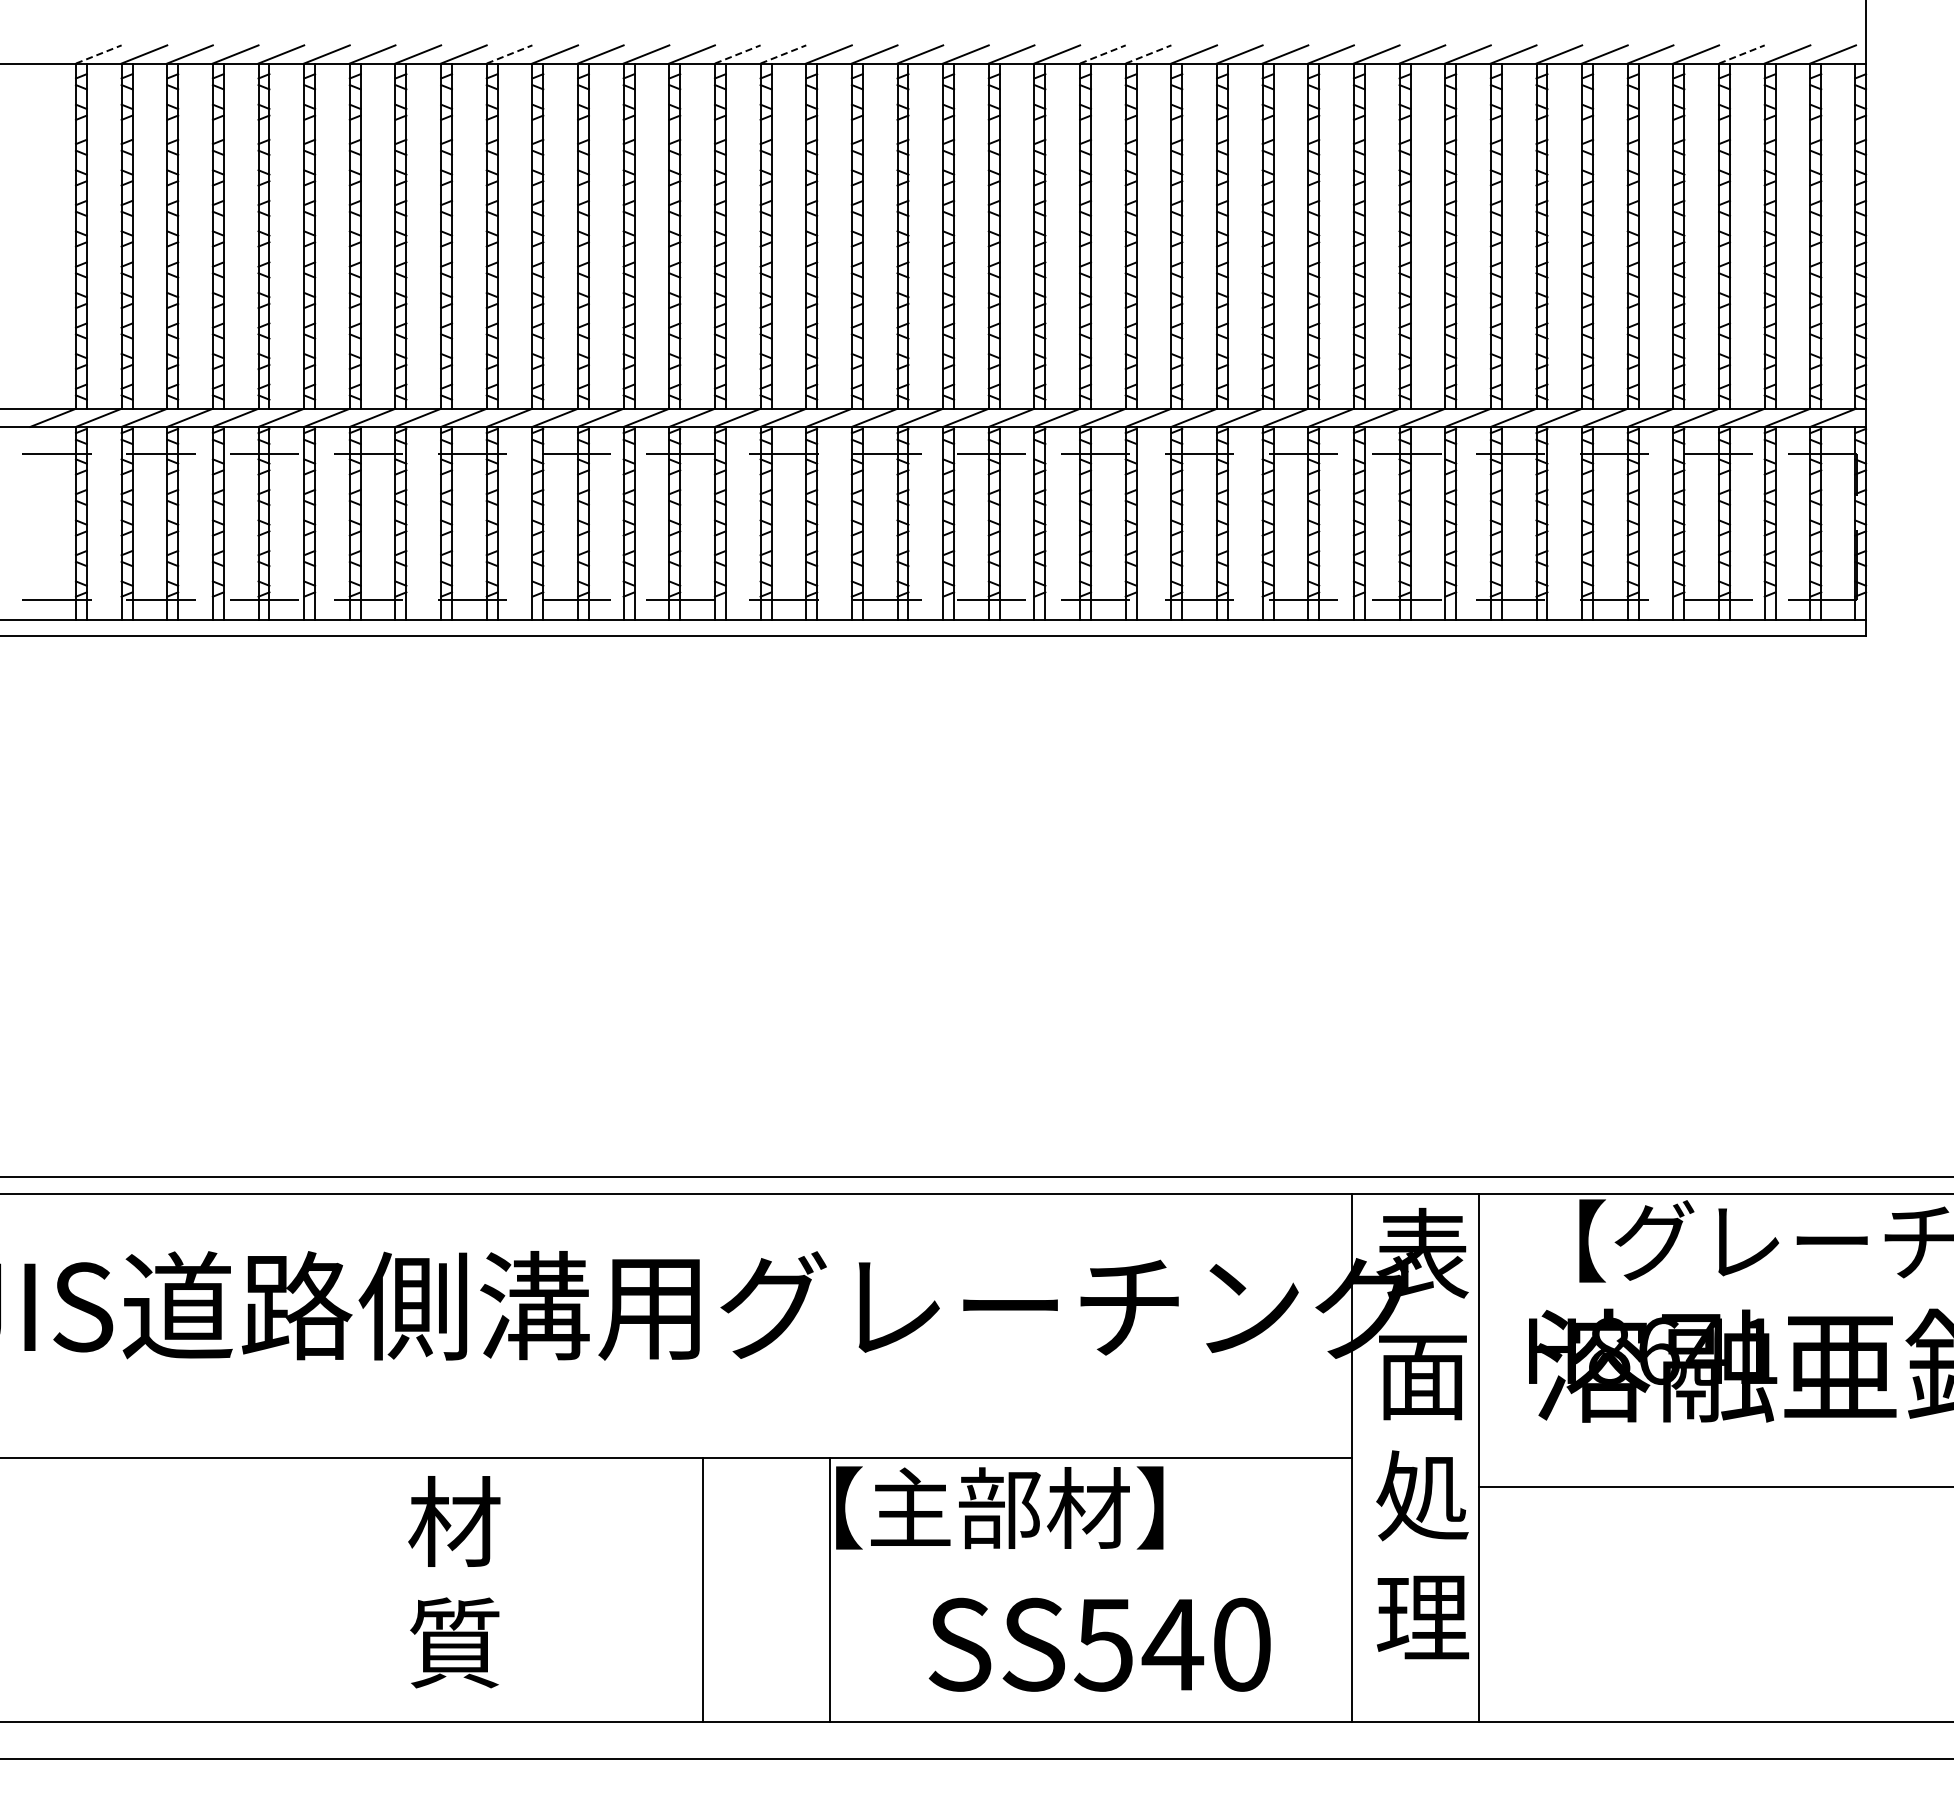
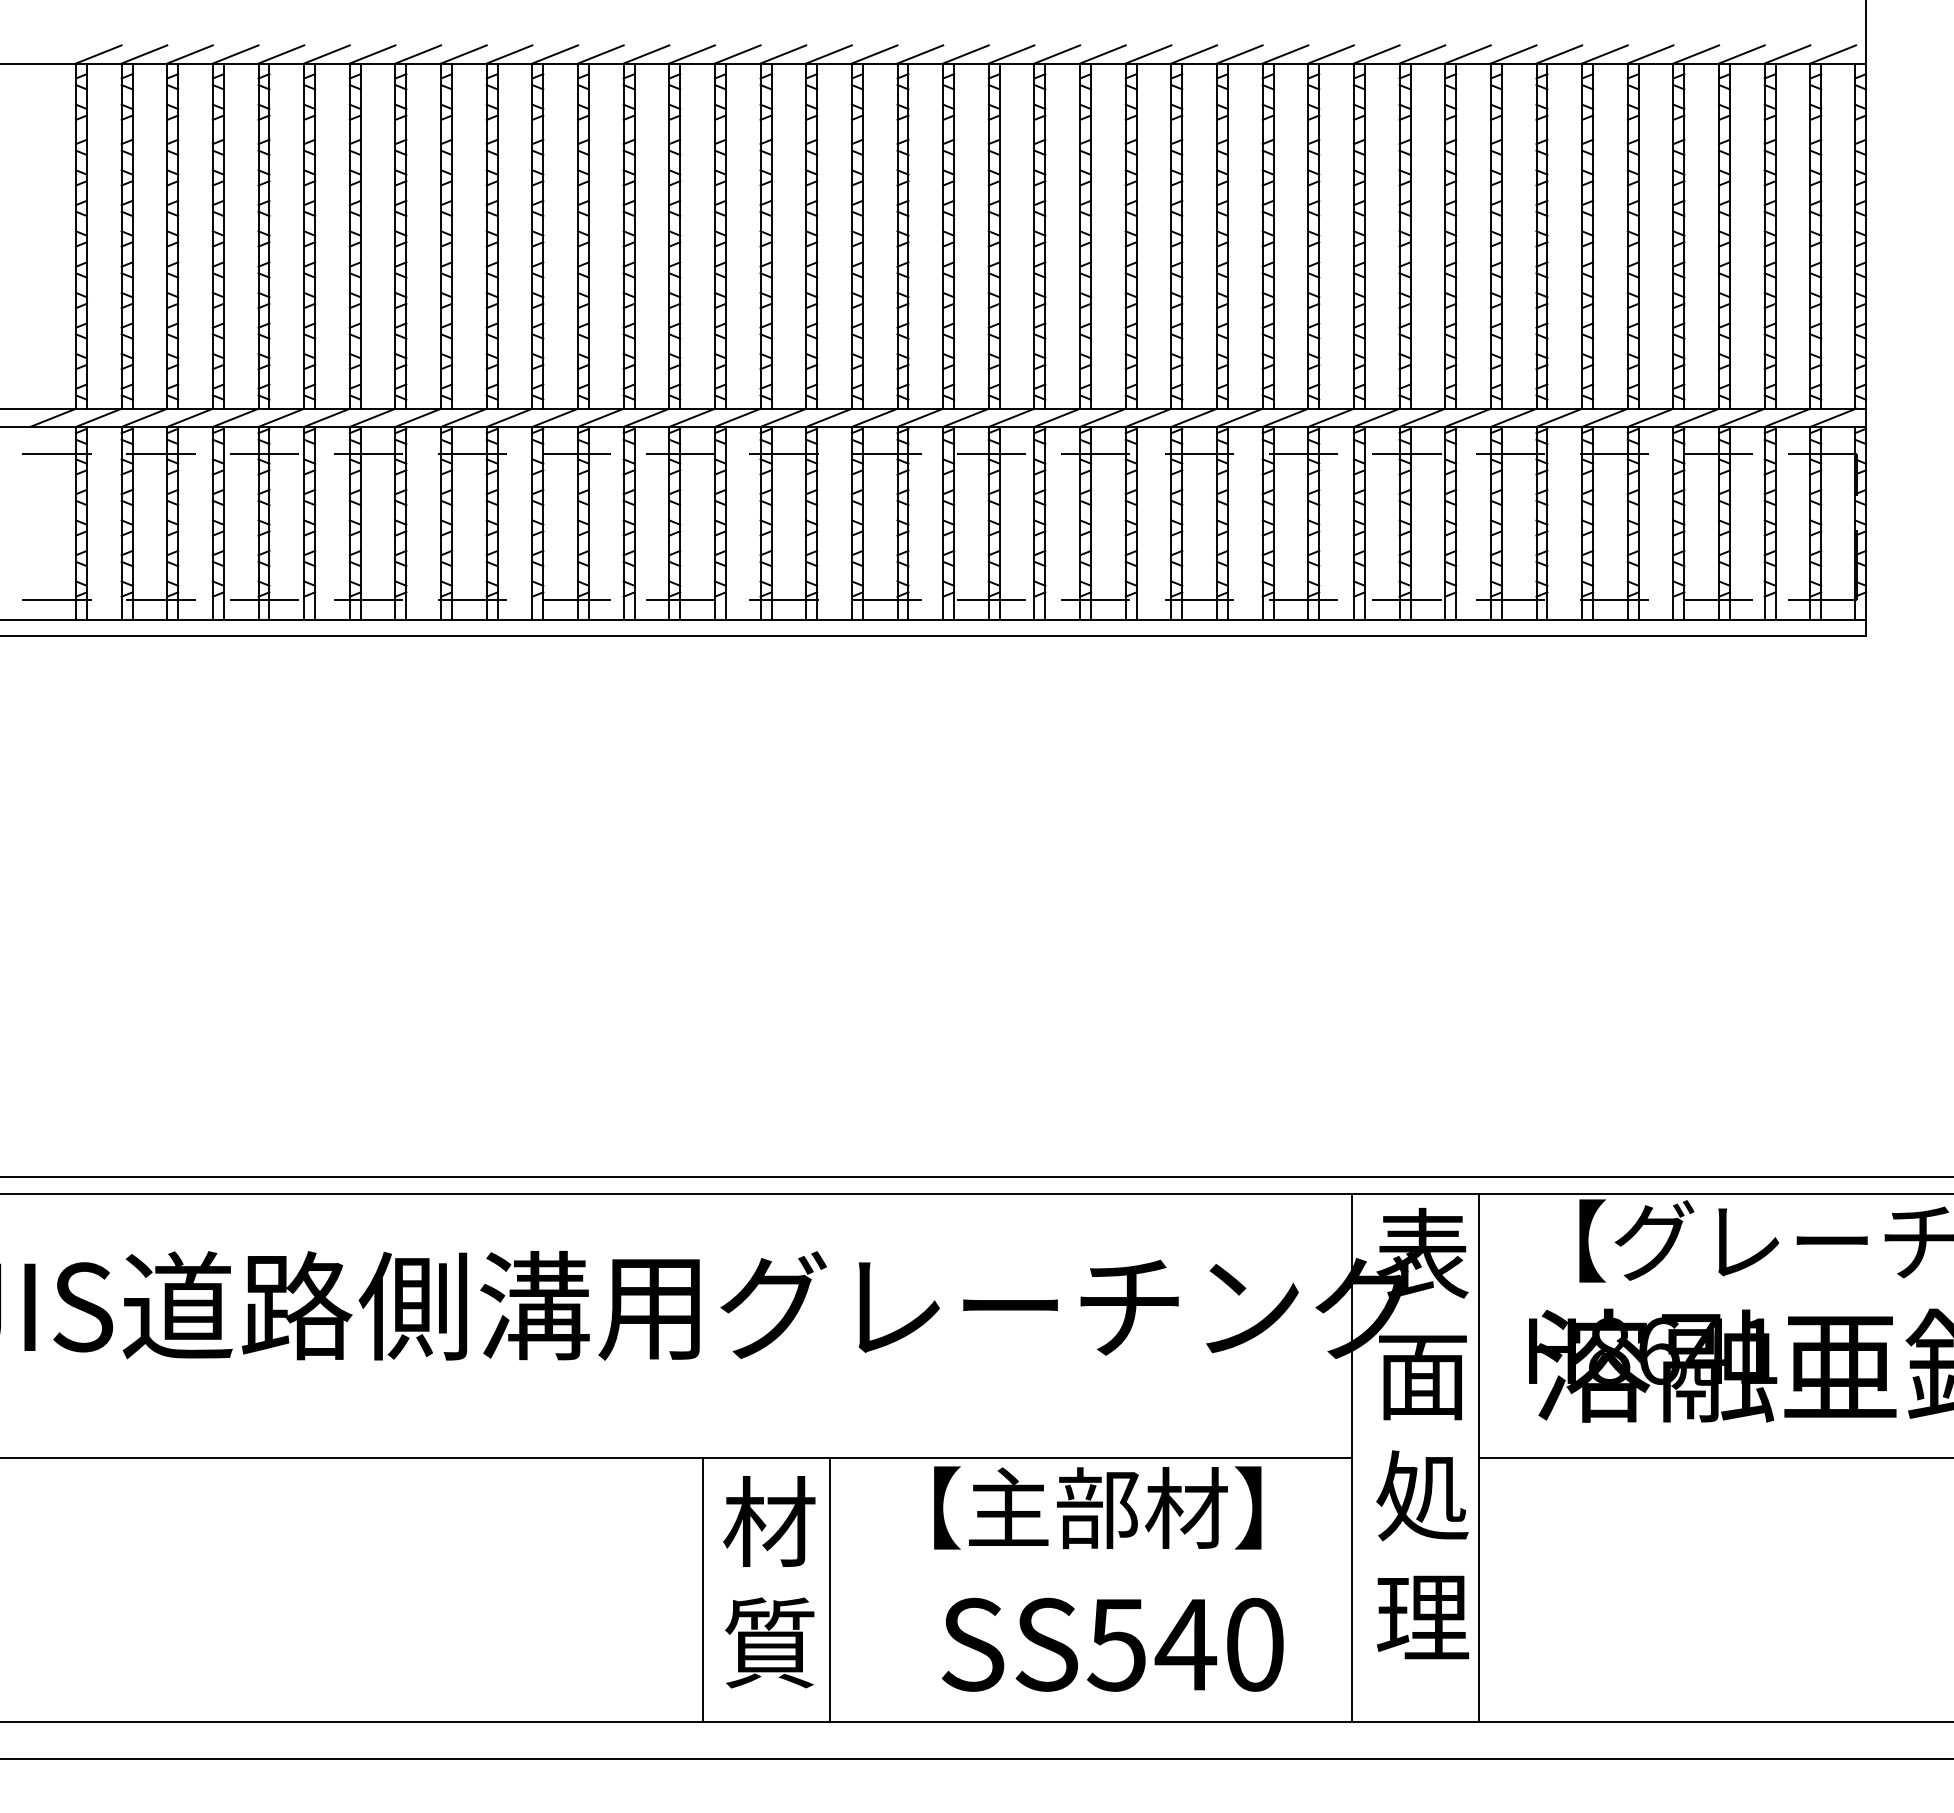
line: dashed -> solid (98, 54)
line: dashed -> solid (509, 54)
line: dashed -> solid (737, 54)
line: dashed -> solid (783, 54)
line: dashed -> solid (1102, 54)
line: dashed -> solid (1148, 54)
line: dashed -> solid (1741, 54)
line position: (1714, 1487) -> (1714, 1458) (1714, 1458)
text position: (999, 1507) -> (1097, 1507) (1097, 1507)
text position: (454, 1582) -> (769, 1582) (769, 1582)
text position: (1099, 1644) -> (1112, 1644) (1112, 1644)
